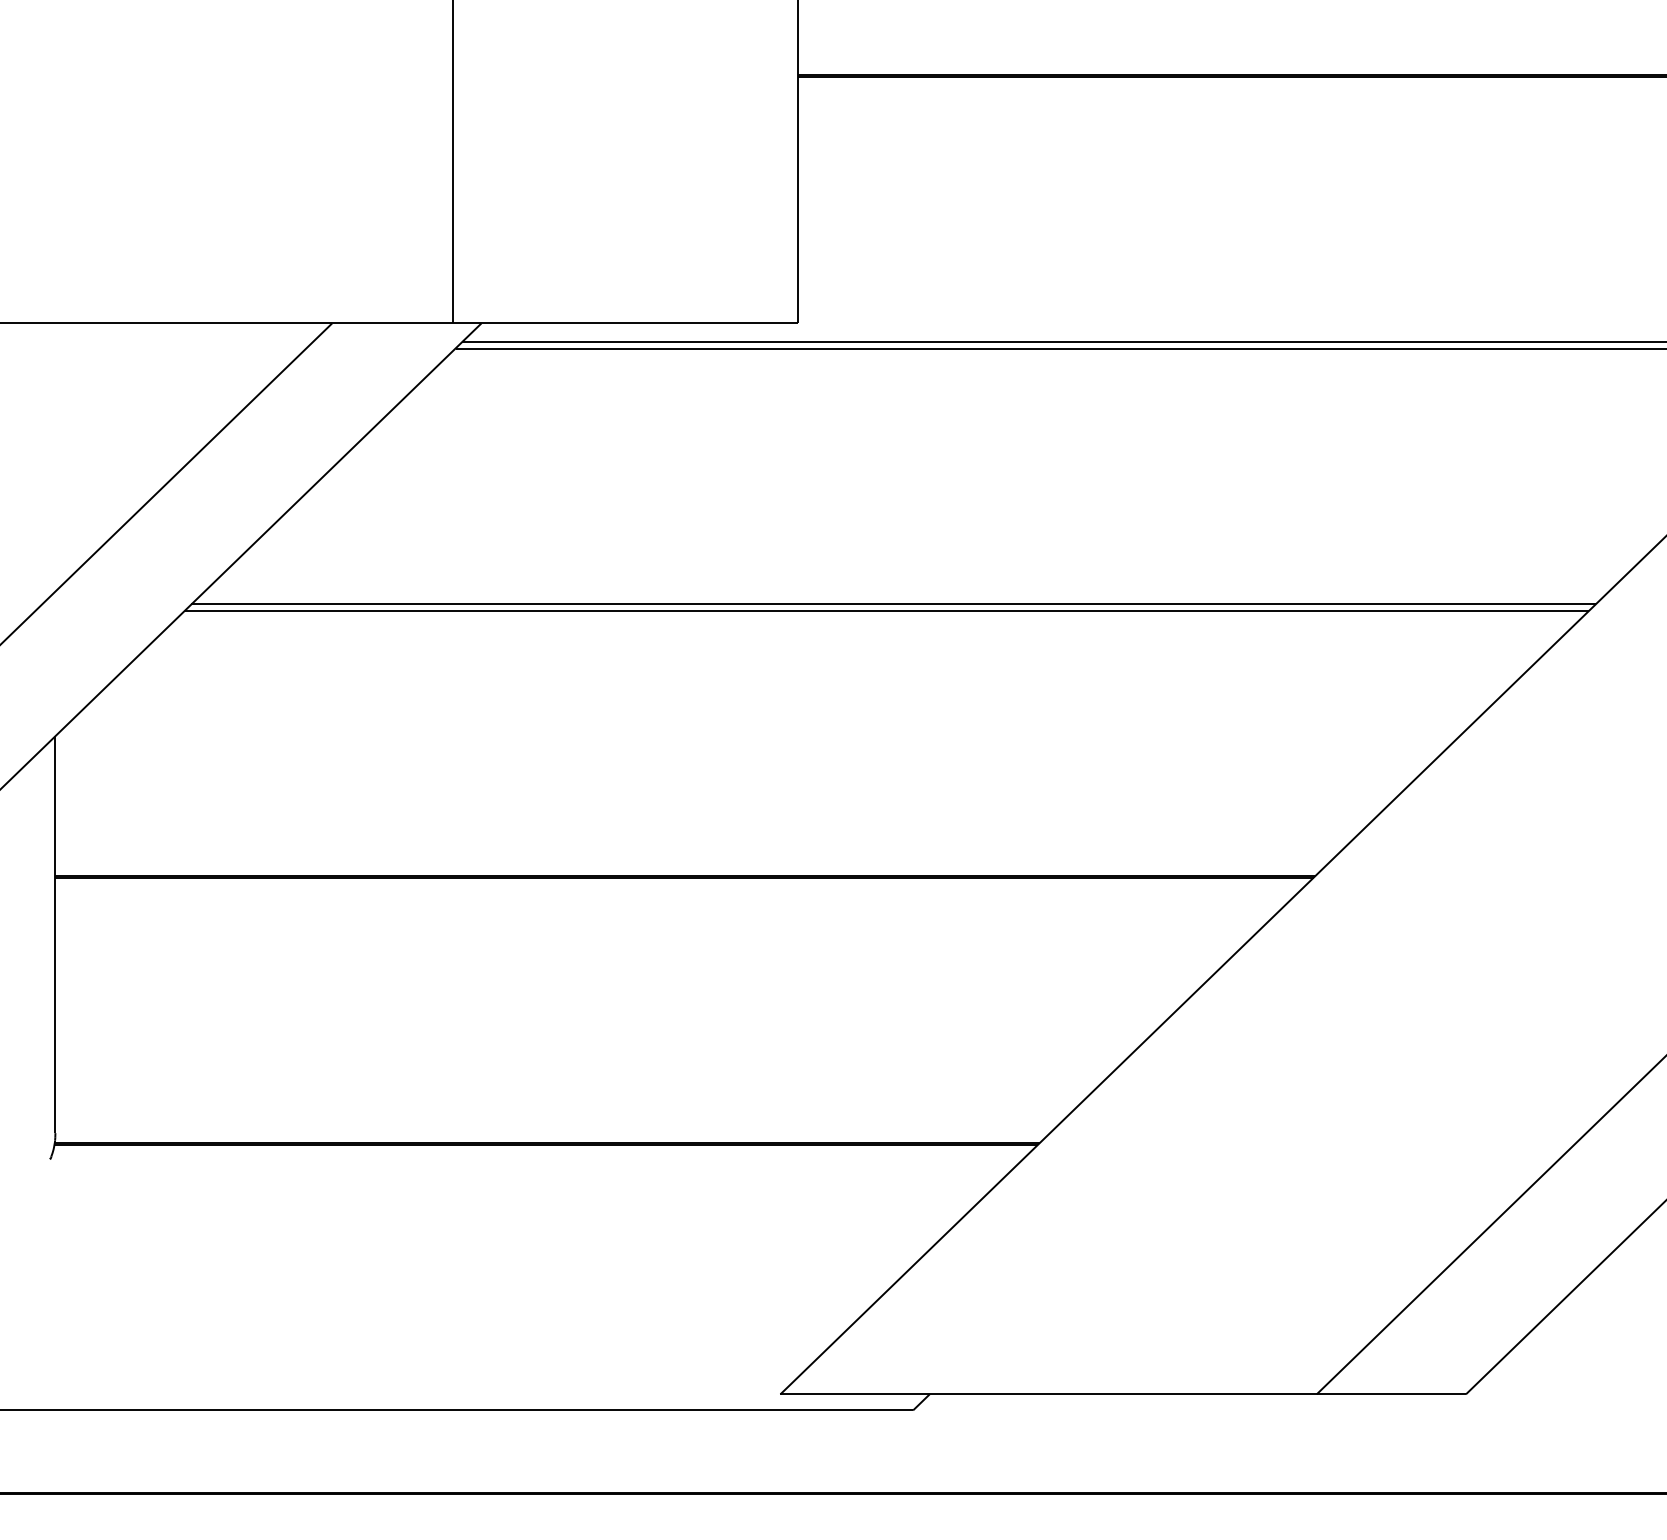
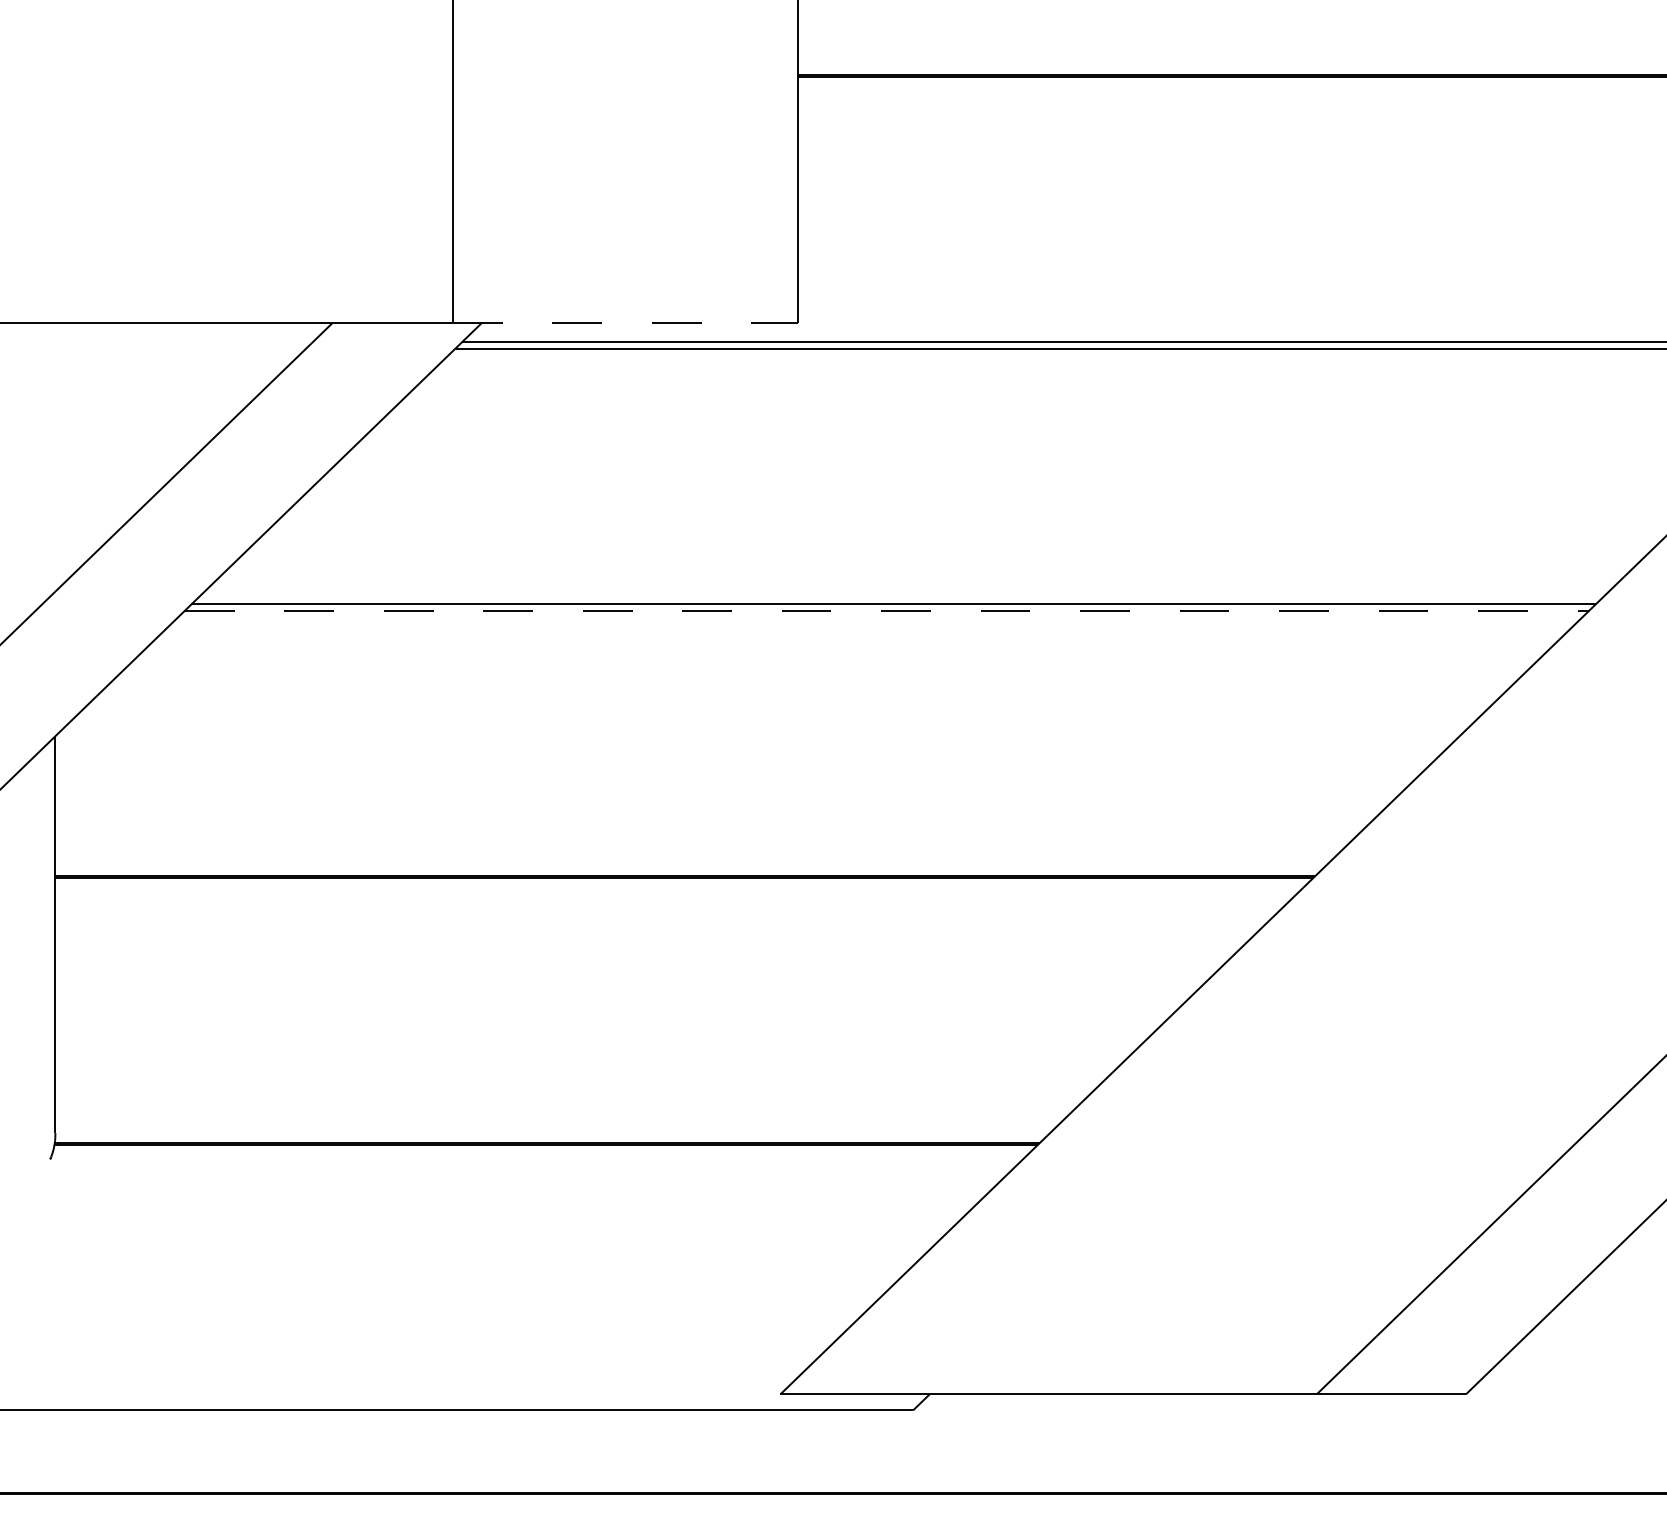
line: solid -> dashed (625, 323)
line: solid -> dashed (887, 610)
